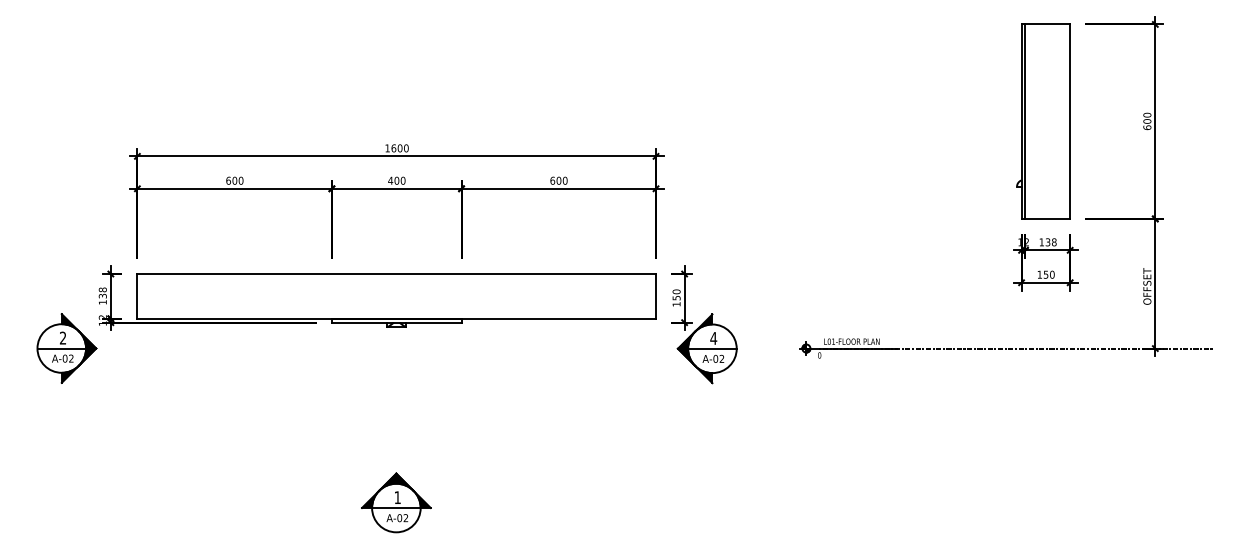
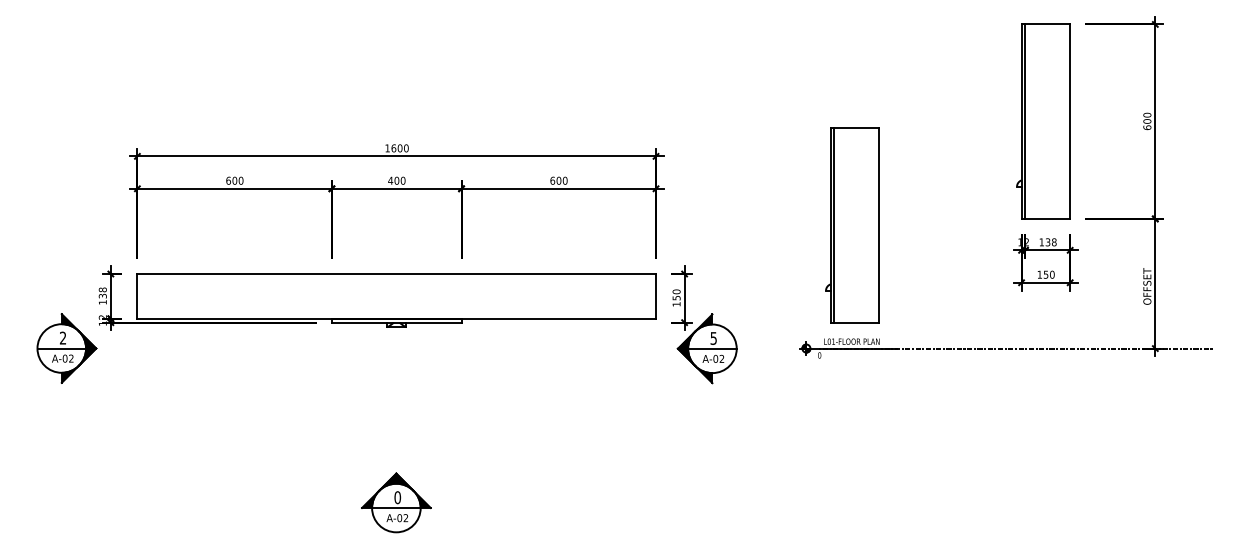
part: none -> present (852, 225)
text: 4 -> 5 (713, 338)
text: 1 -> 0 (397, 497)
